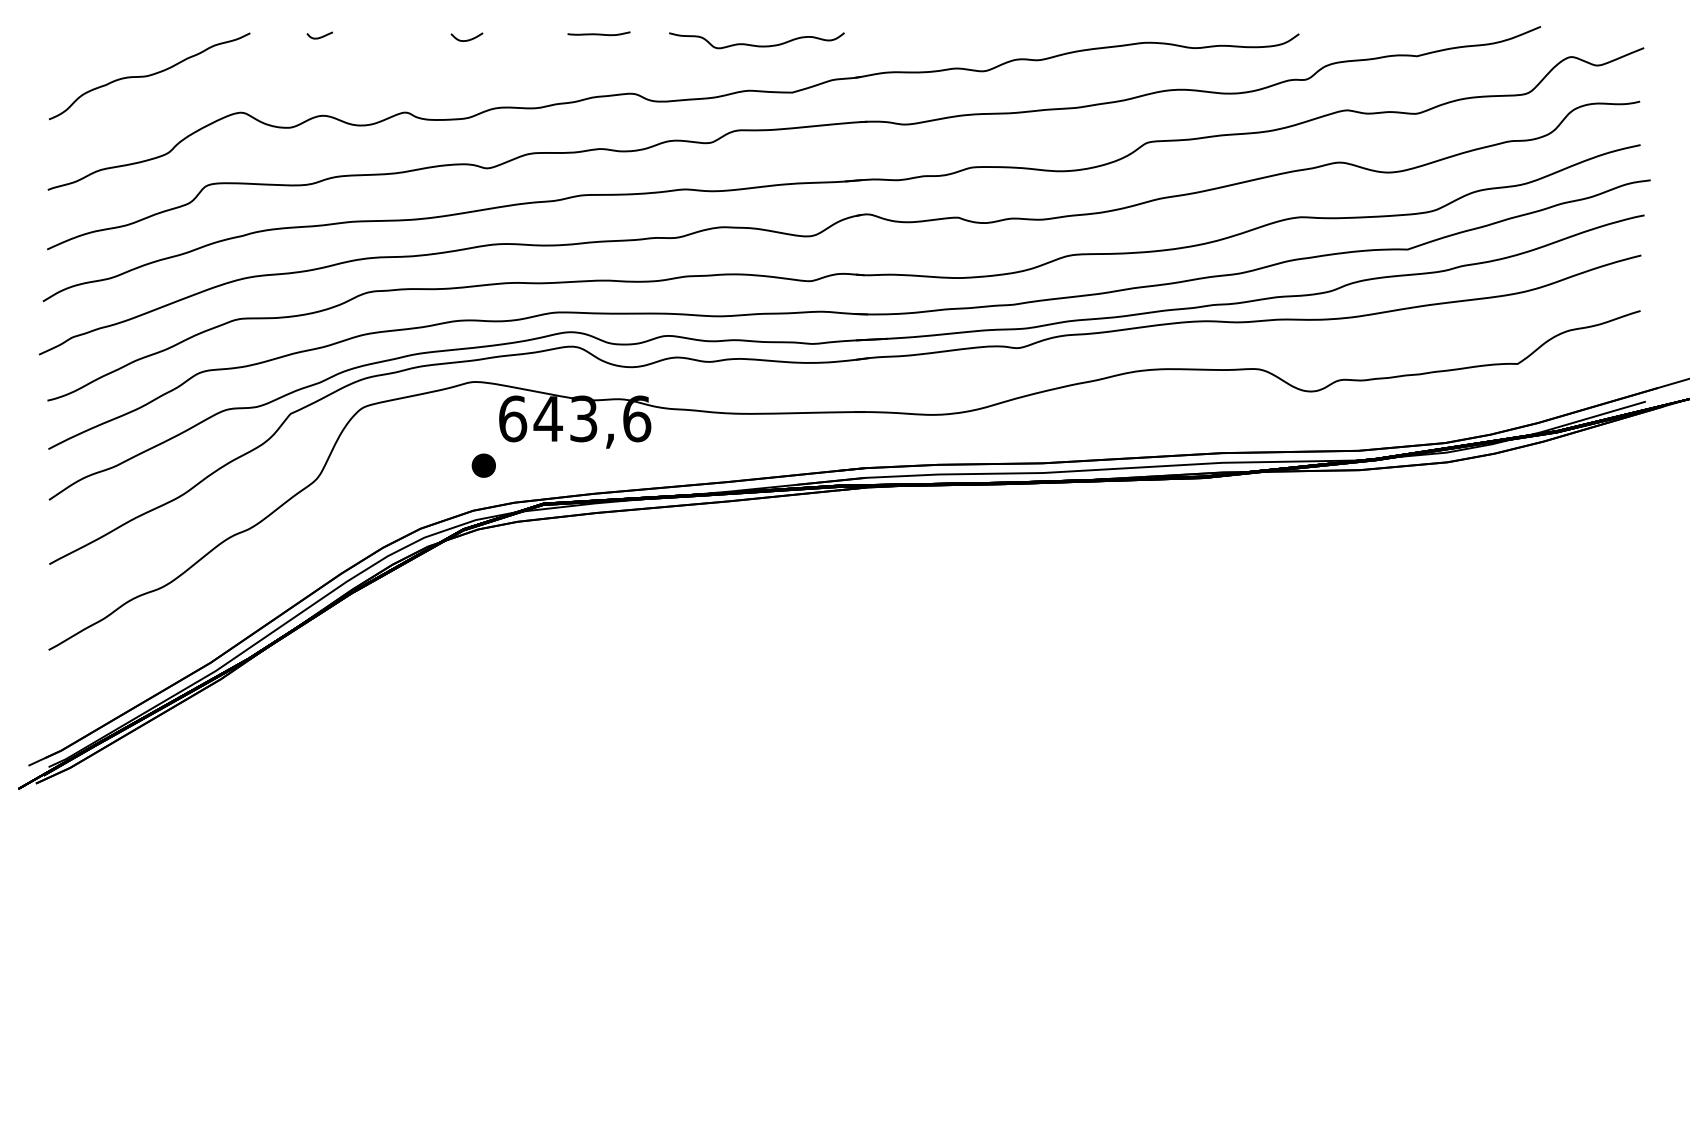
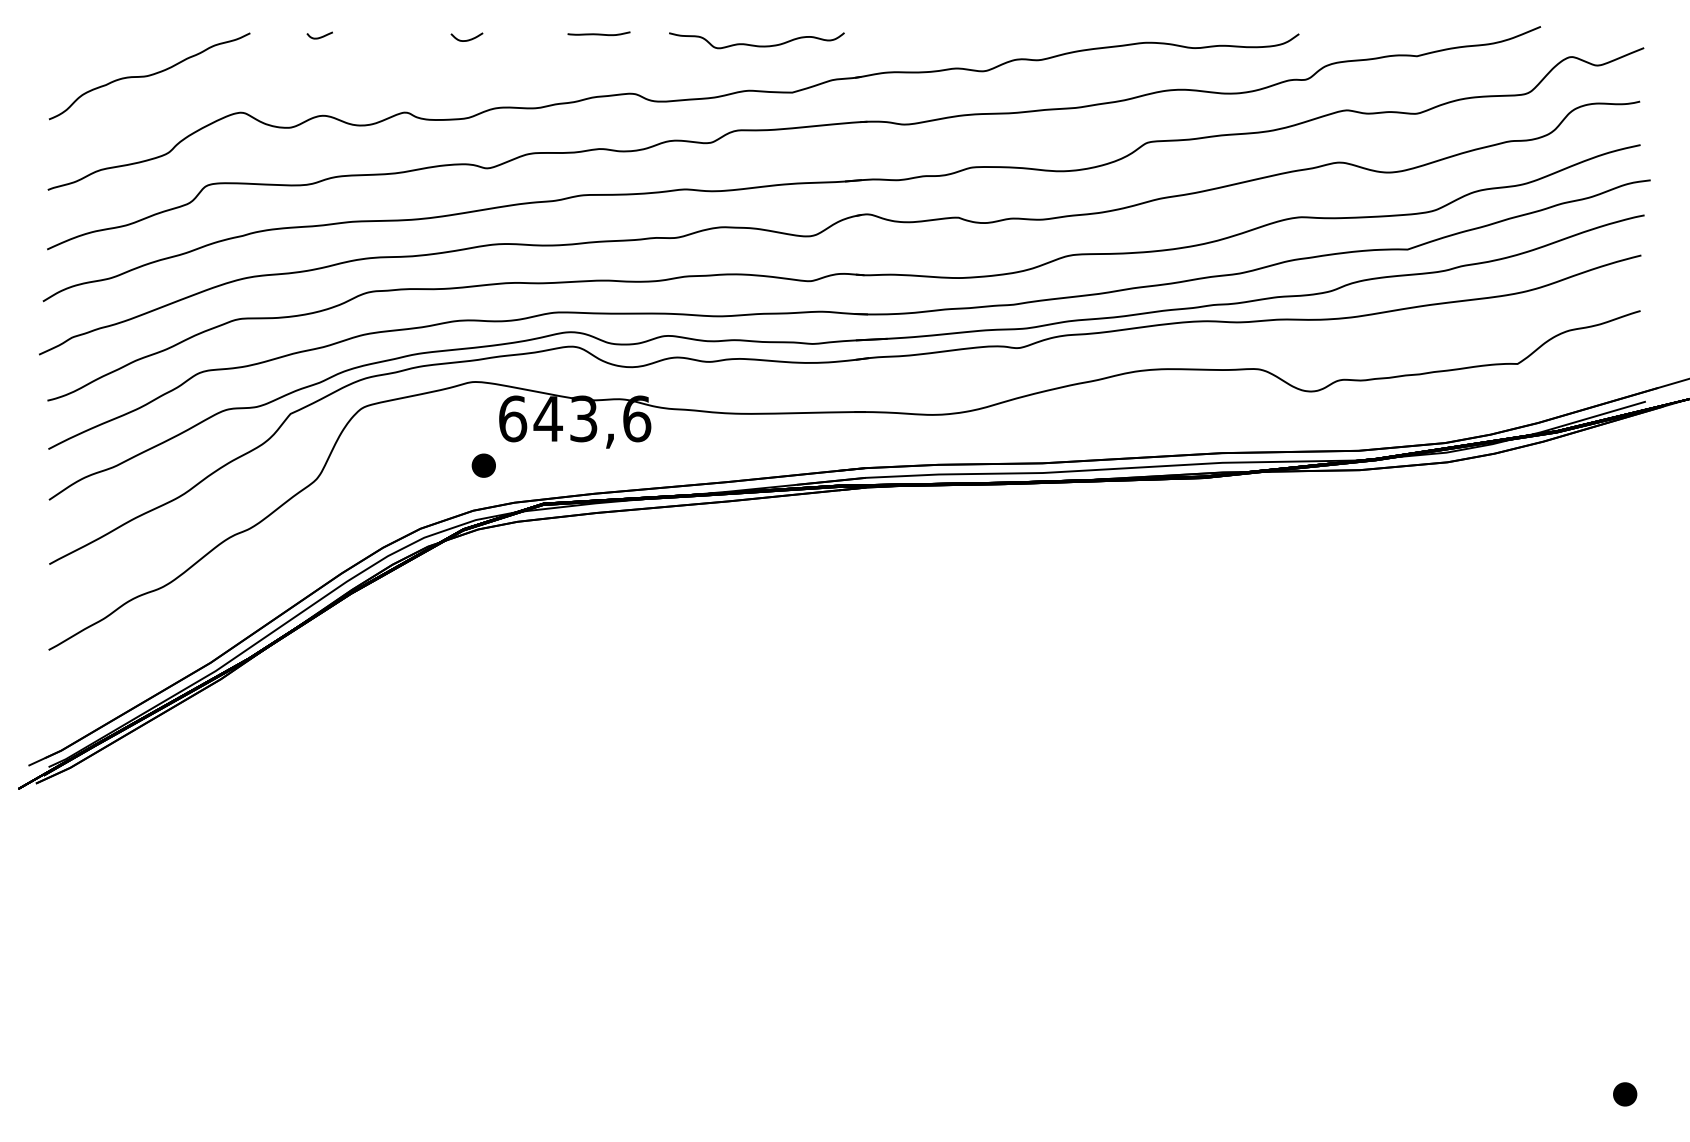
part: none -> present (1625, 1094)
